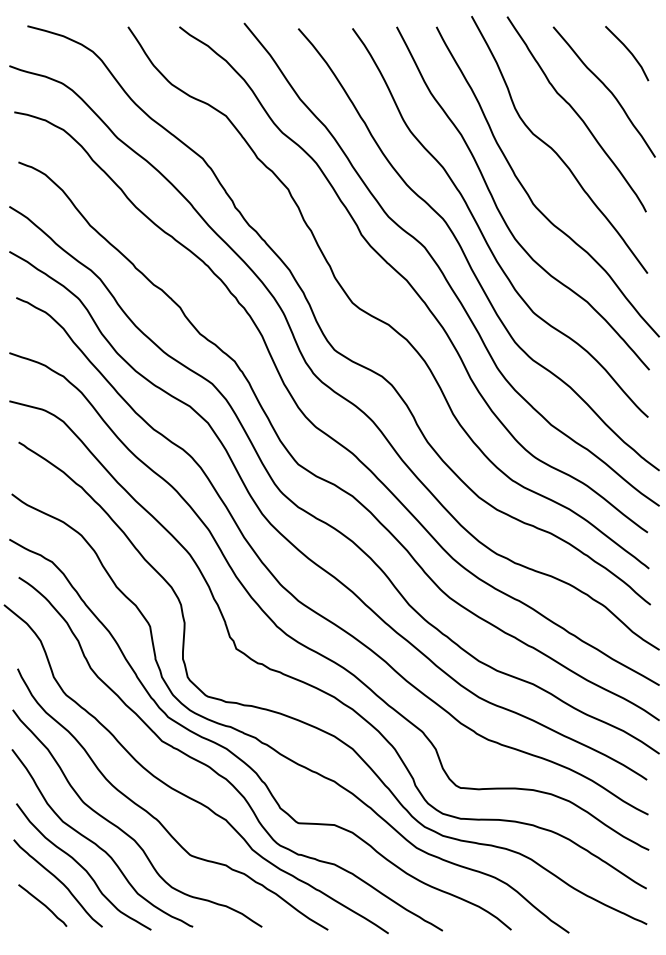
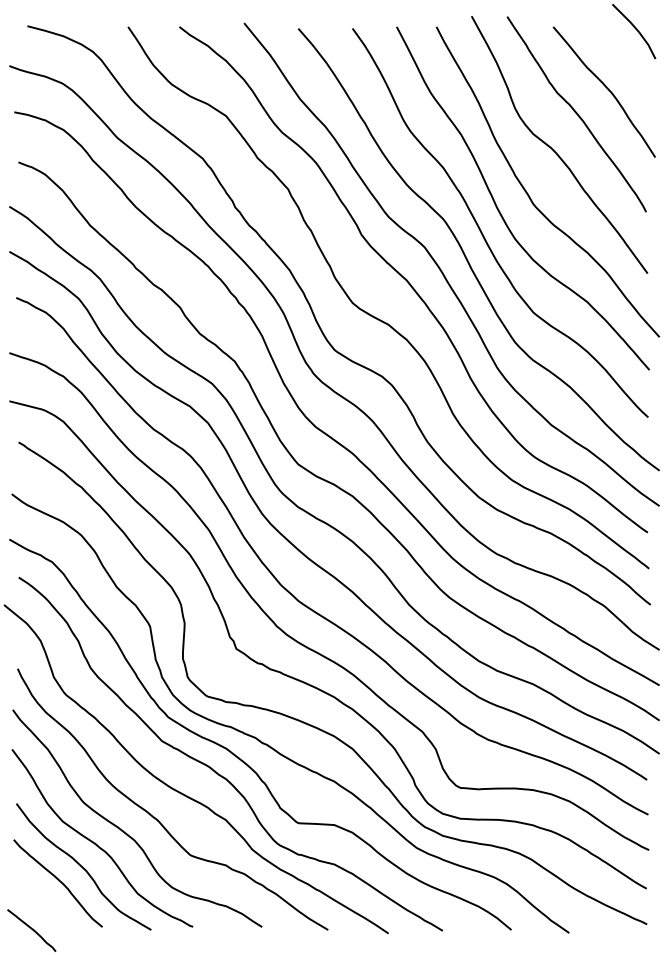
line position: (628, 51) -> (635, 29) (635, 29)
curve position: (42, 904) -> (31, 929) (31, 929)
